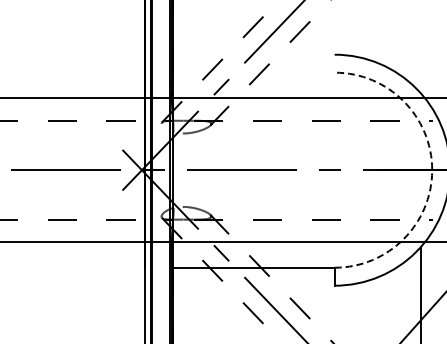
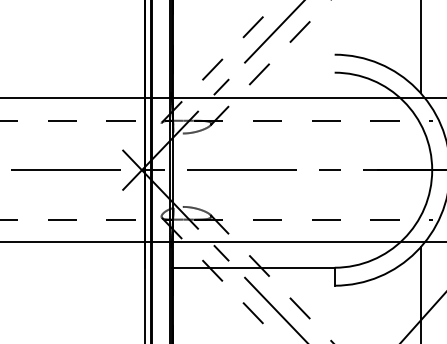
line: none -> present (420, 47)
arc: dashed -> solid (432, 170)
